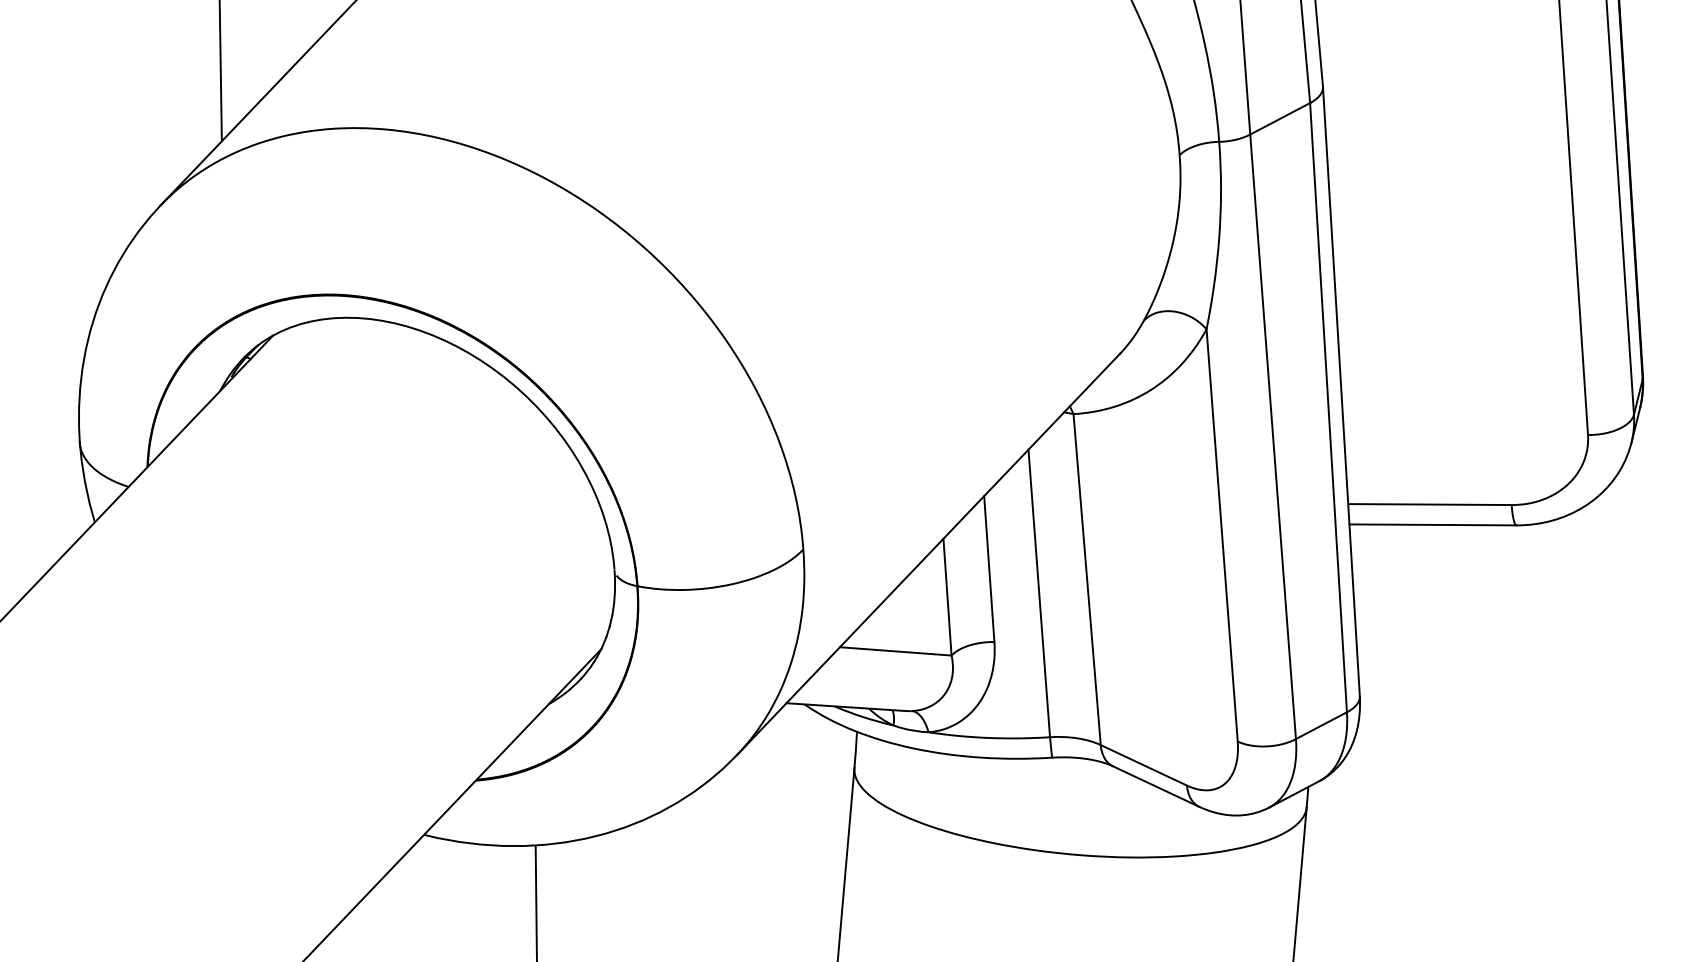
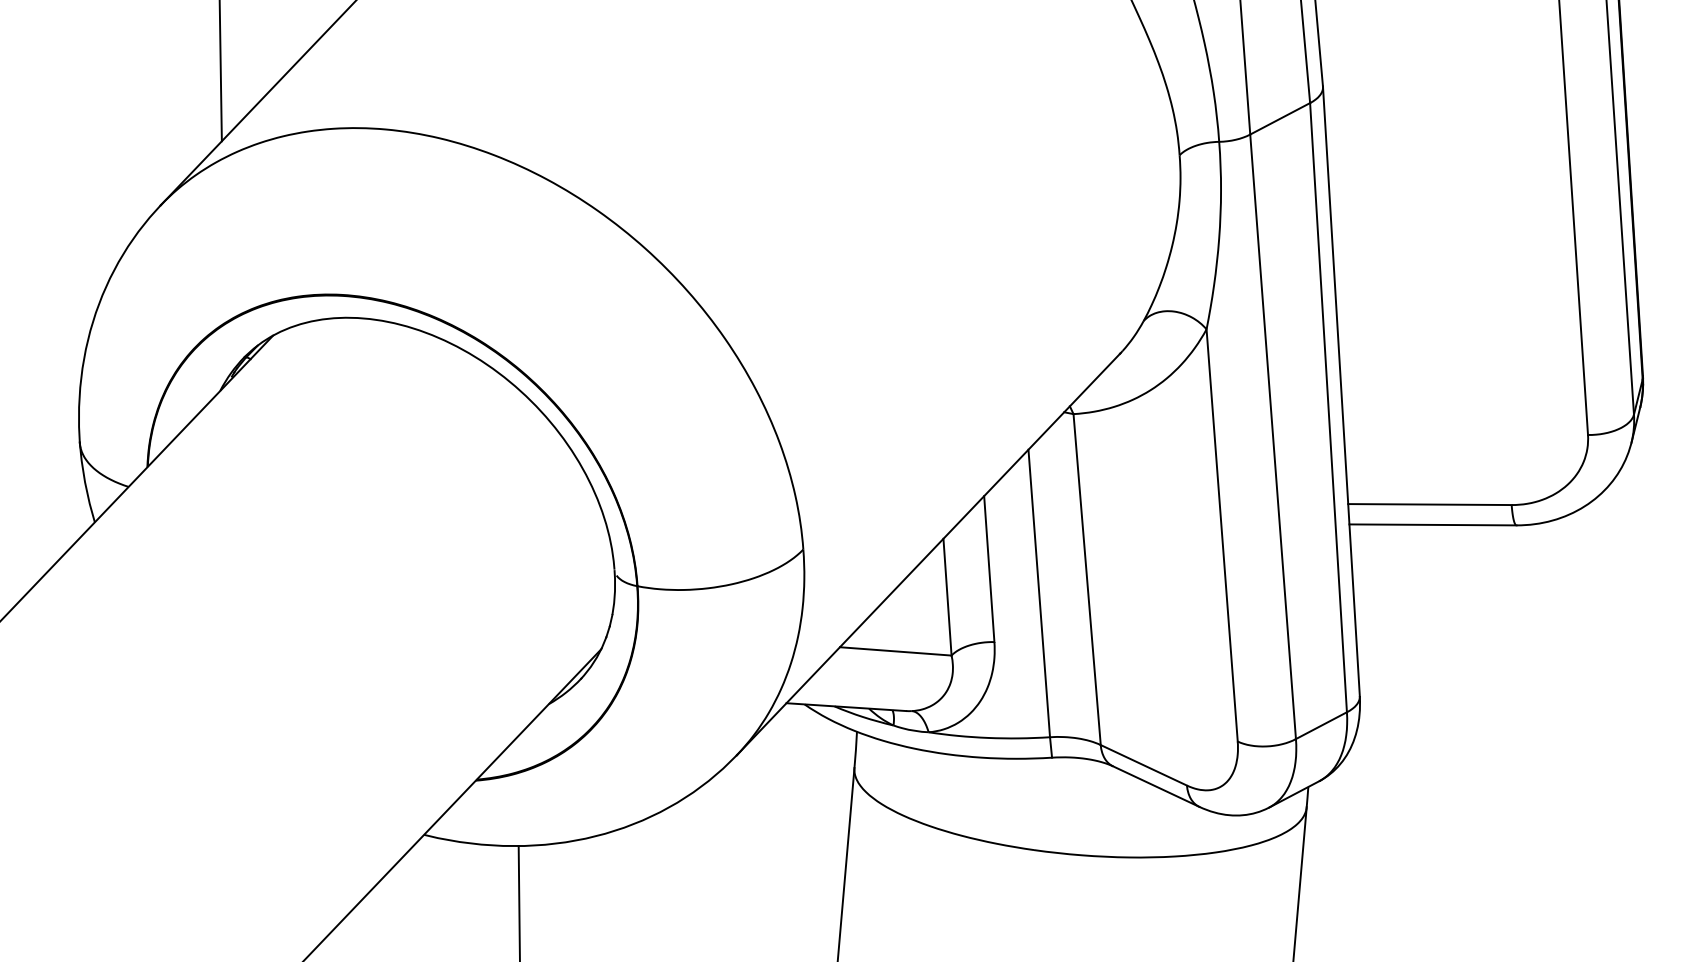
line position: (535, 901) -> (518, 901) (518, 901)
